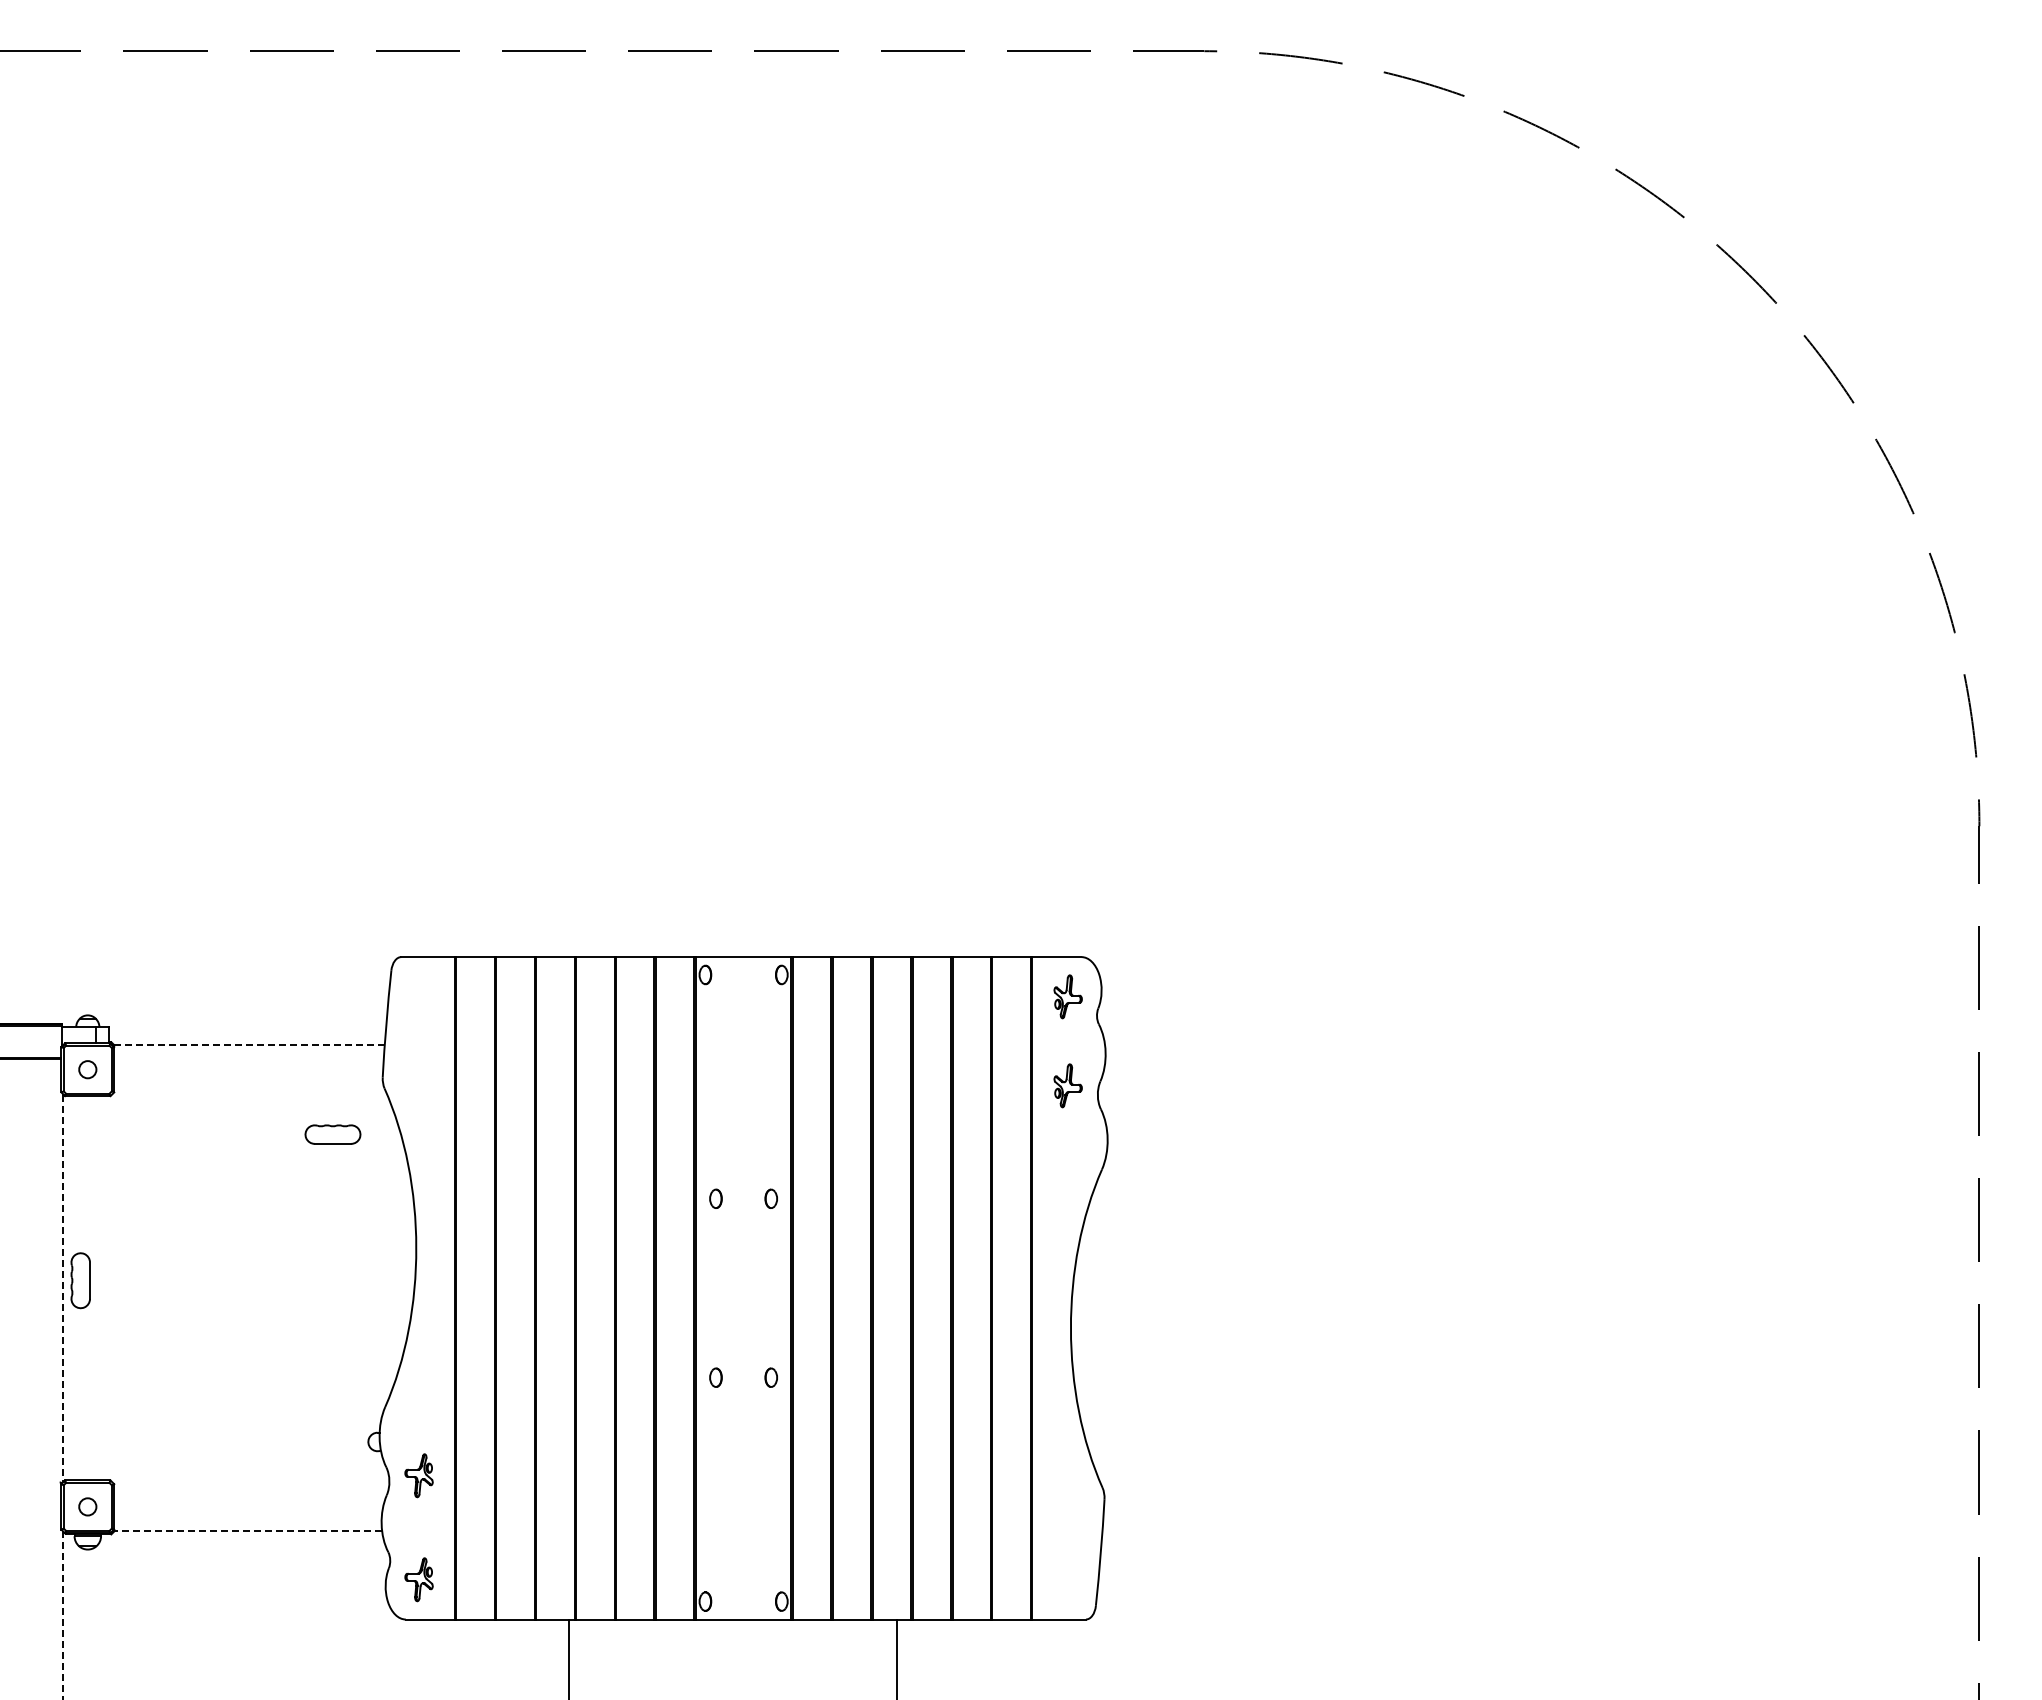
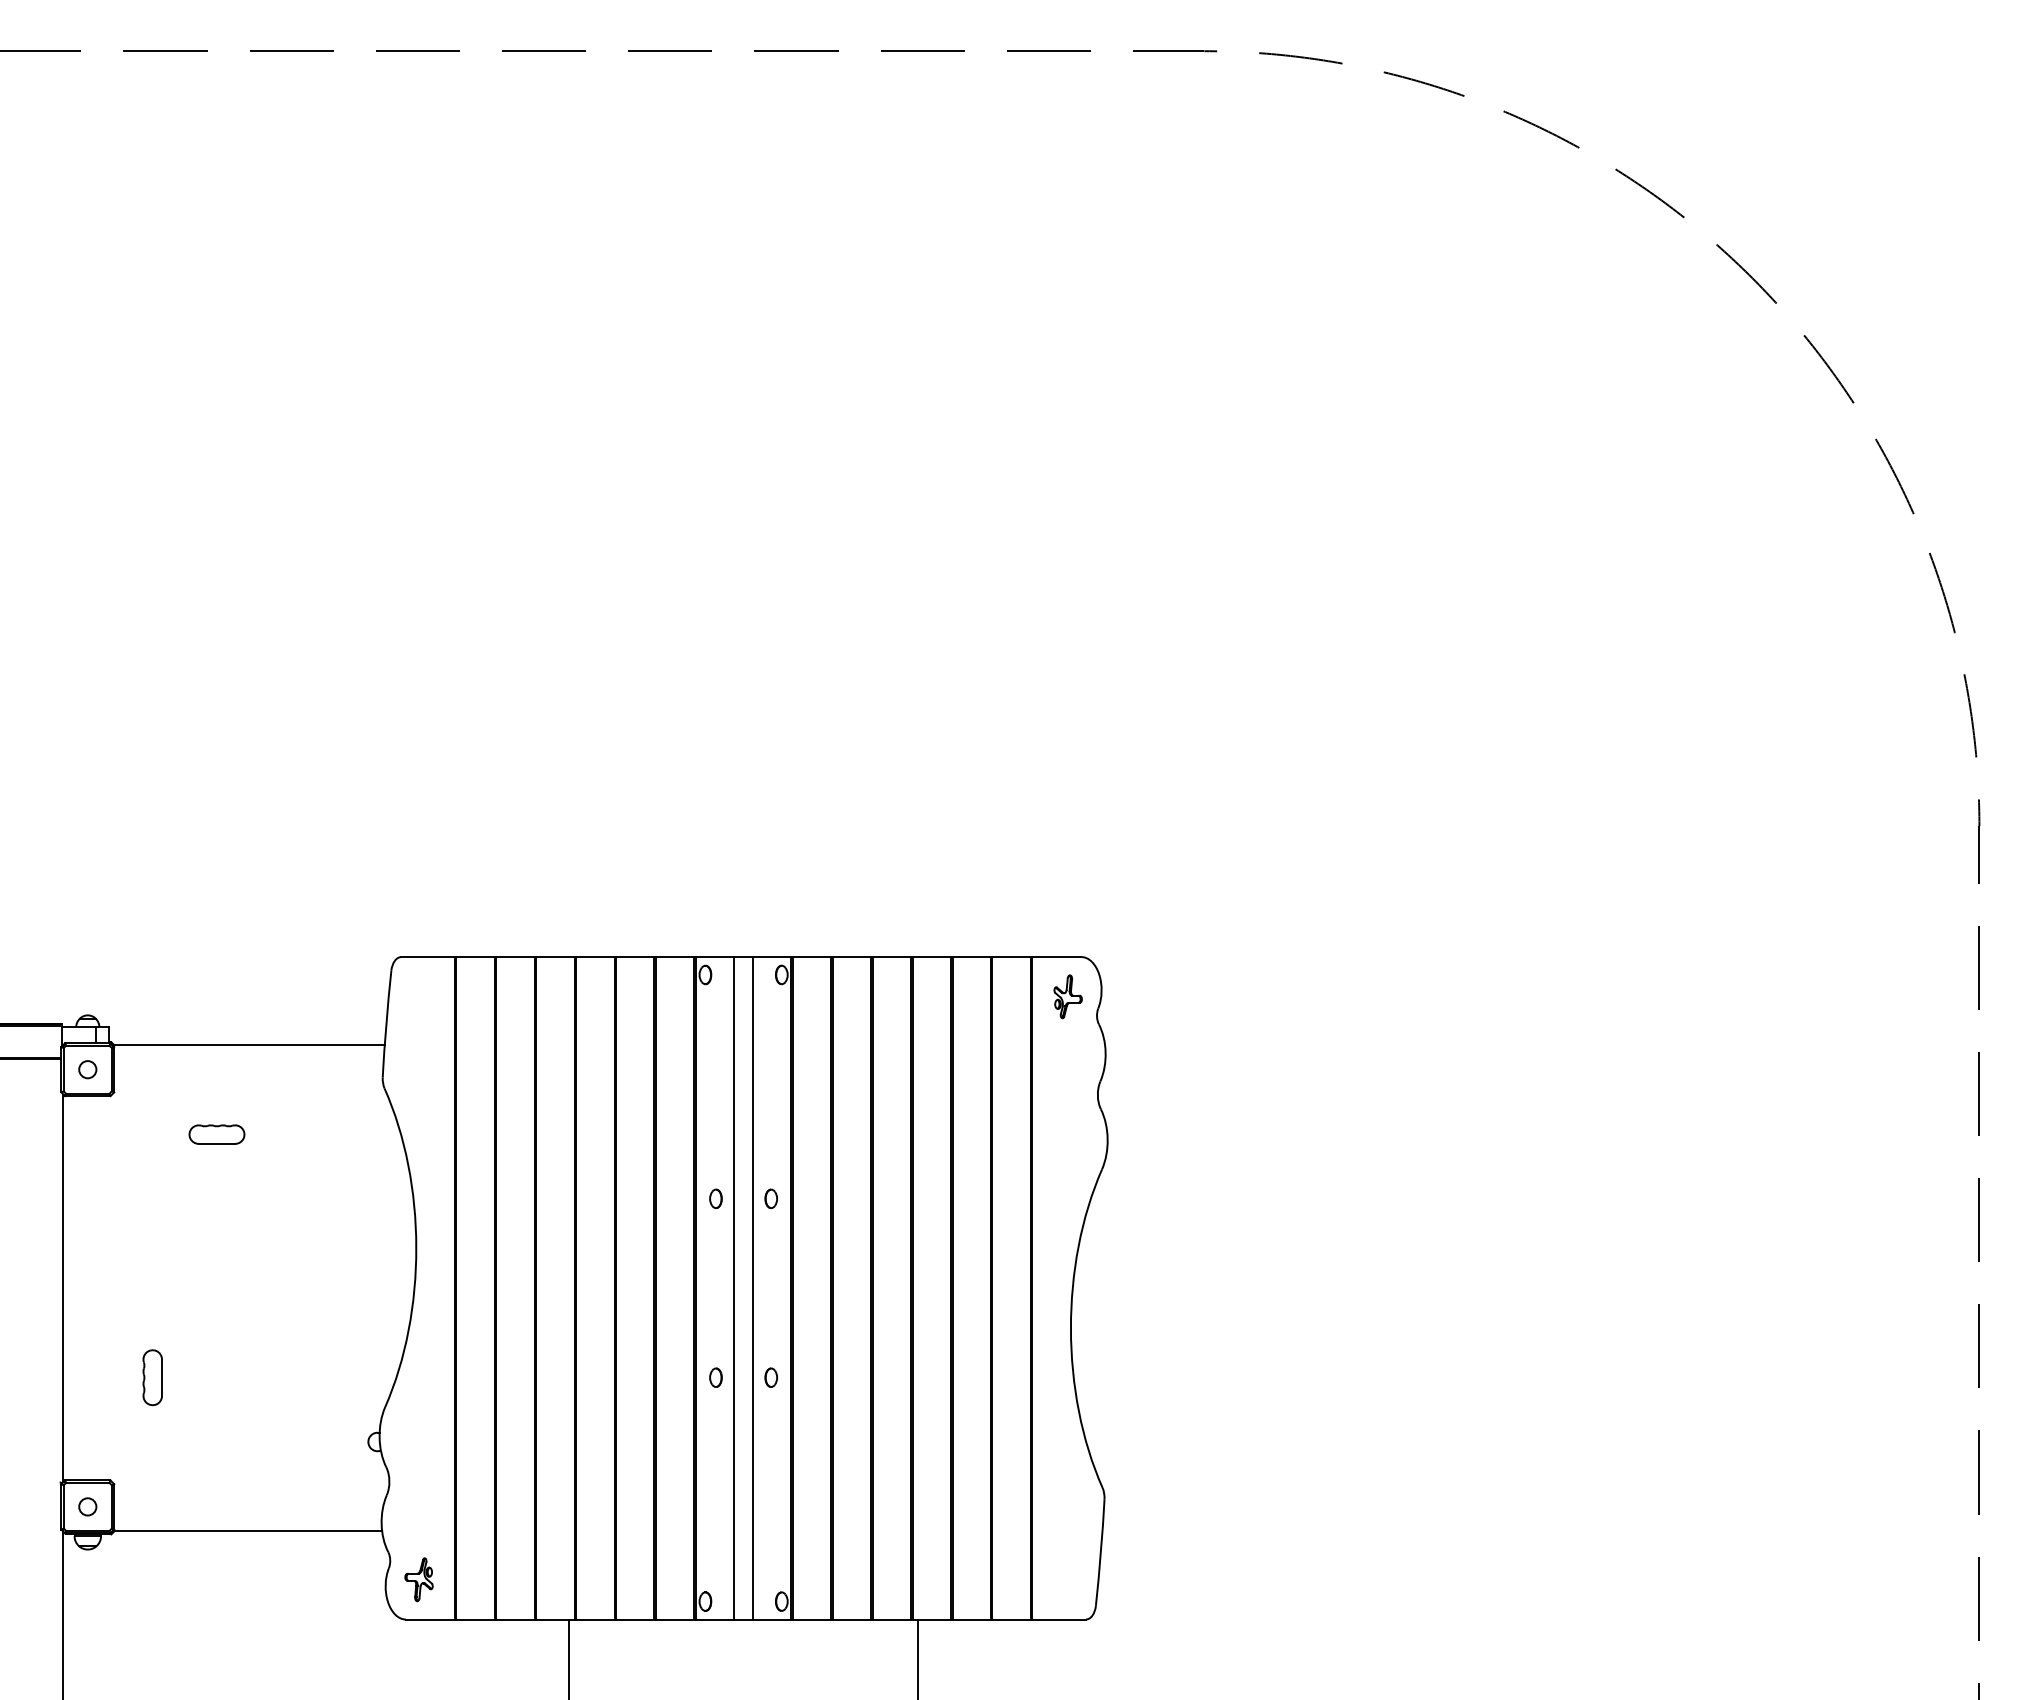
line: dashed -> solid (248, 1045)
part: present -> none (1067, 1085)
part position: (332, 1134) -> (216, 1134) (216, 1134)
part position: (80, 1280) -> (152, 1377) (152, 1377)
line: dashed -> solid (63, 1288)
line: none -> present (734, 1288)
line: none -> present (752, 1288)
part: present -> none (418, 1475)
line: dashed -> solid (247, 1531)
line: dashed -> solid (62, 1615)
line position: (897, 1657) -> (918, 1657) (918, 1657)
